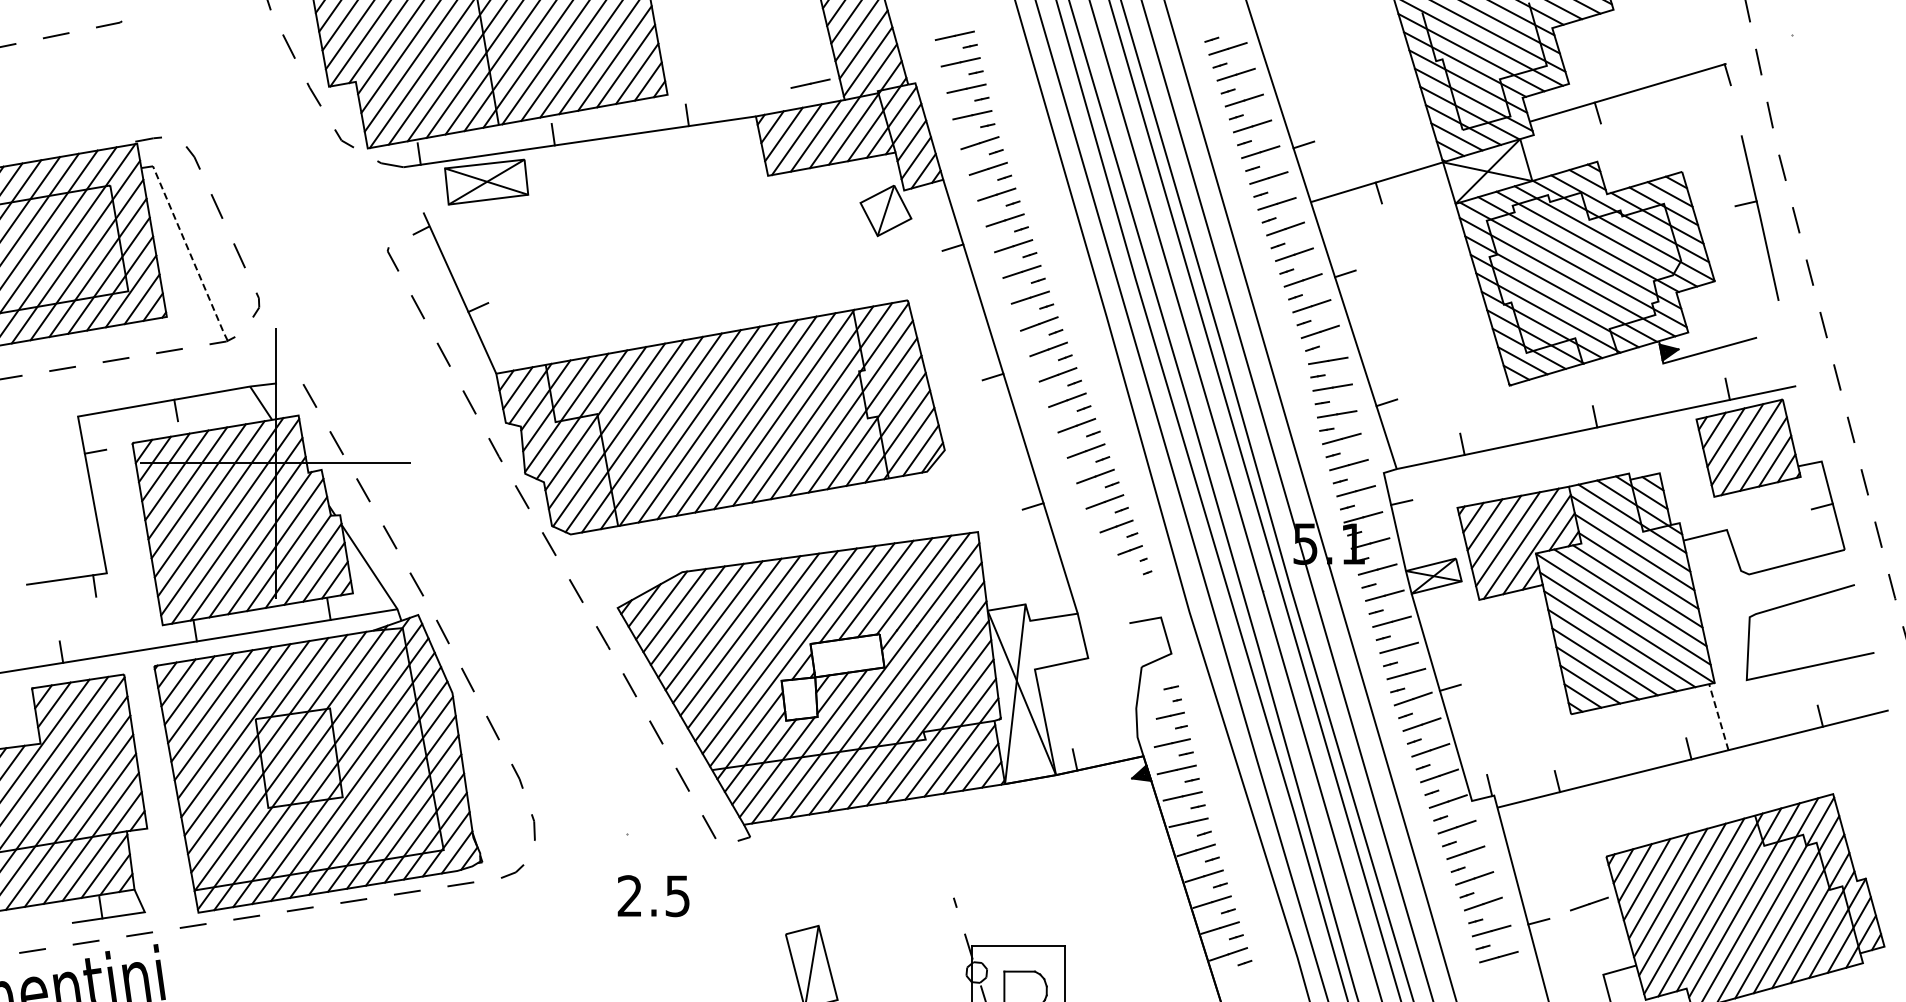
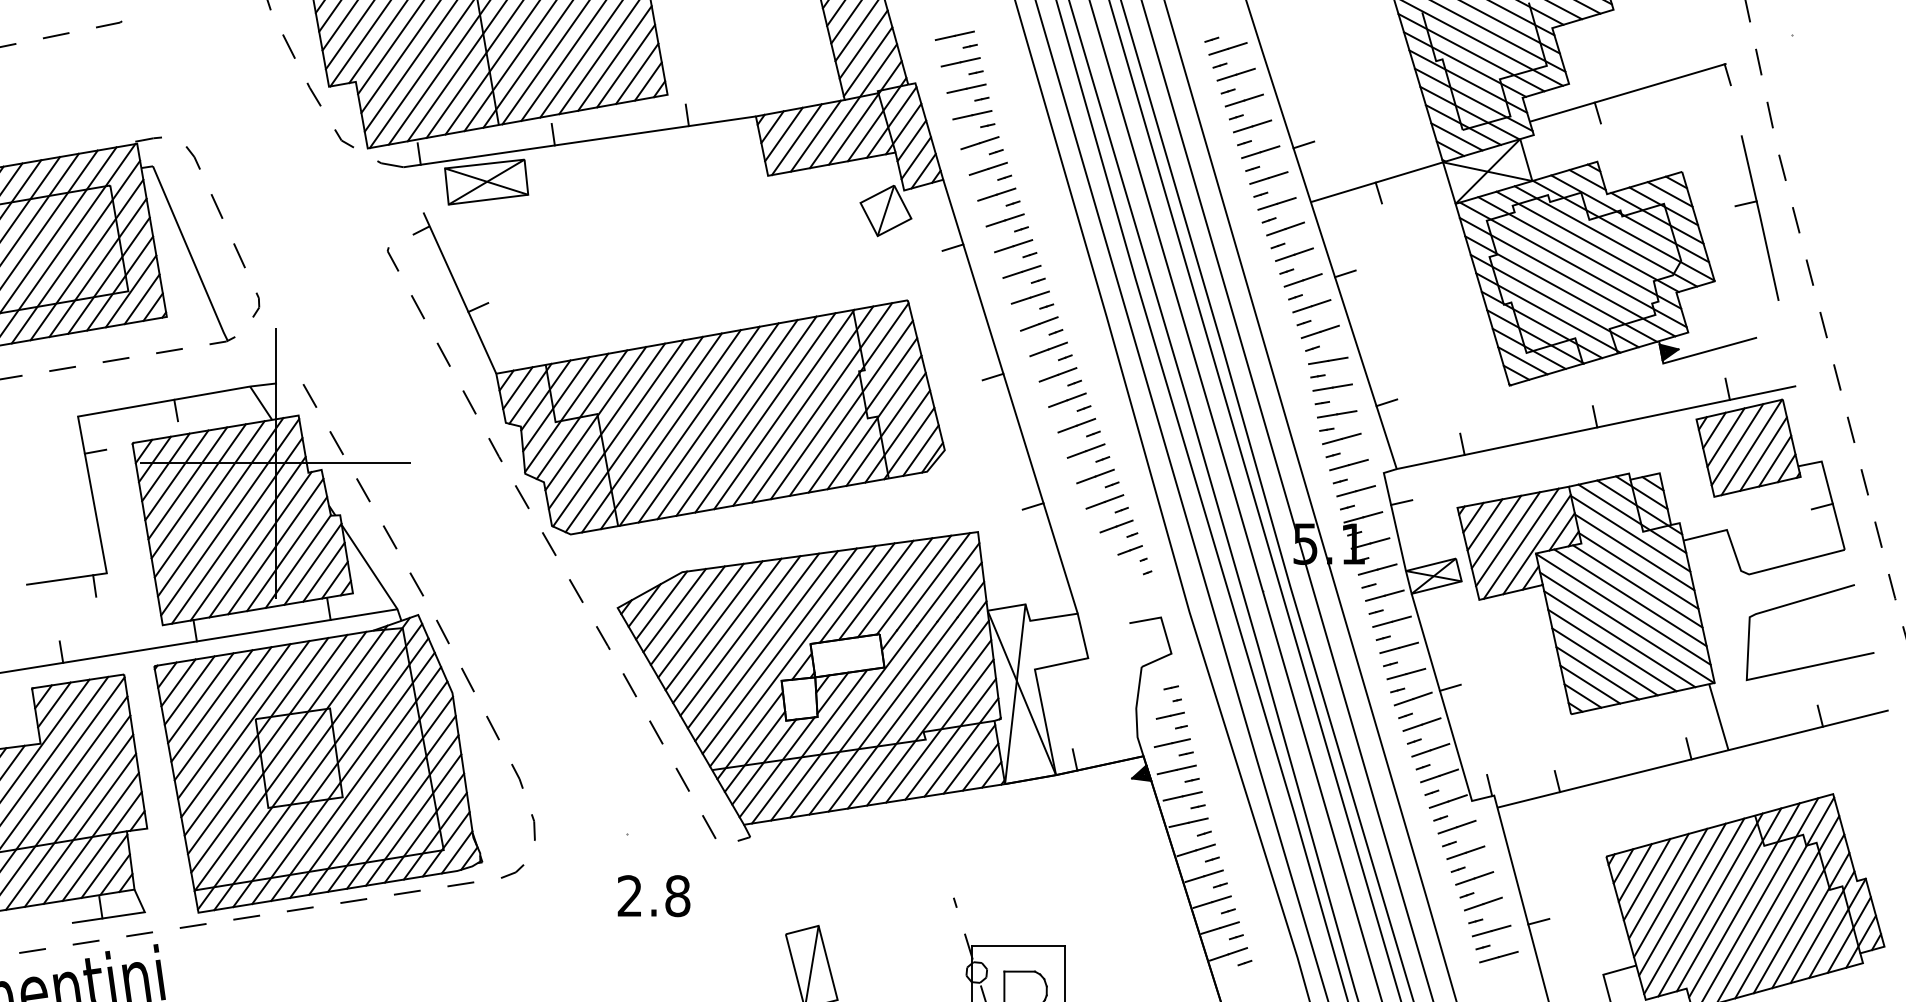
line: present -> none (810, 83)
line: dashed -> solid (190, 254)
line: dashed -> solid (1718, 716)
text: 2.5 -> 2.8 (677, 896)
line: present -> none (1589, 903)
